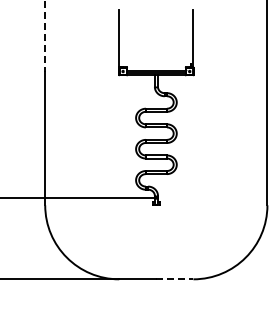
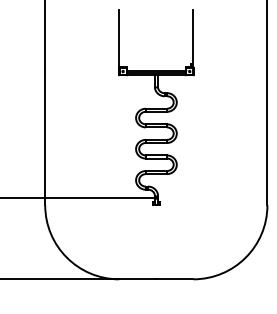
line: dashed -> solid (45, 36)
line: dashed -> solid (175, 279)
